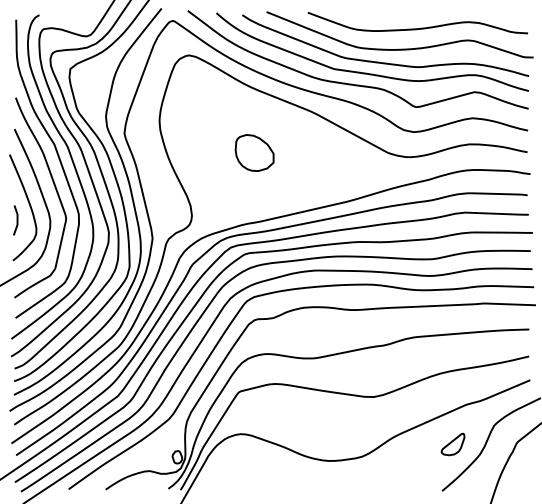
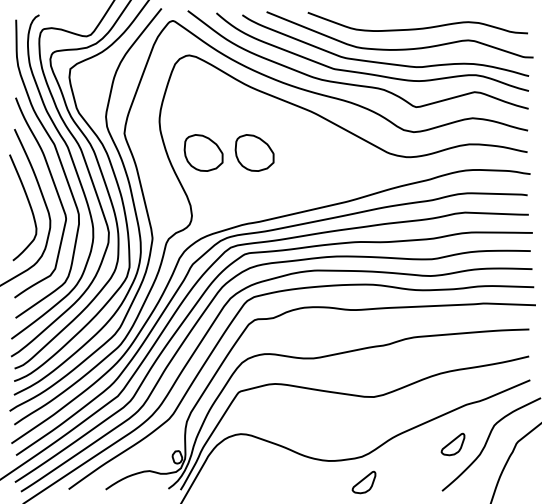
part: none -> present (203, 152)
line: present -> none (16, 220)
part: none -> present (363, 482)
